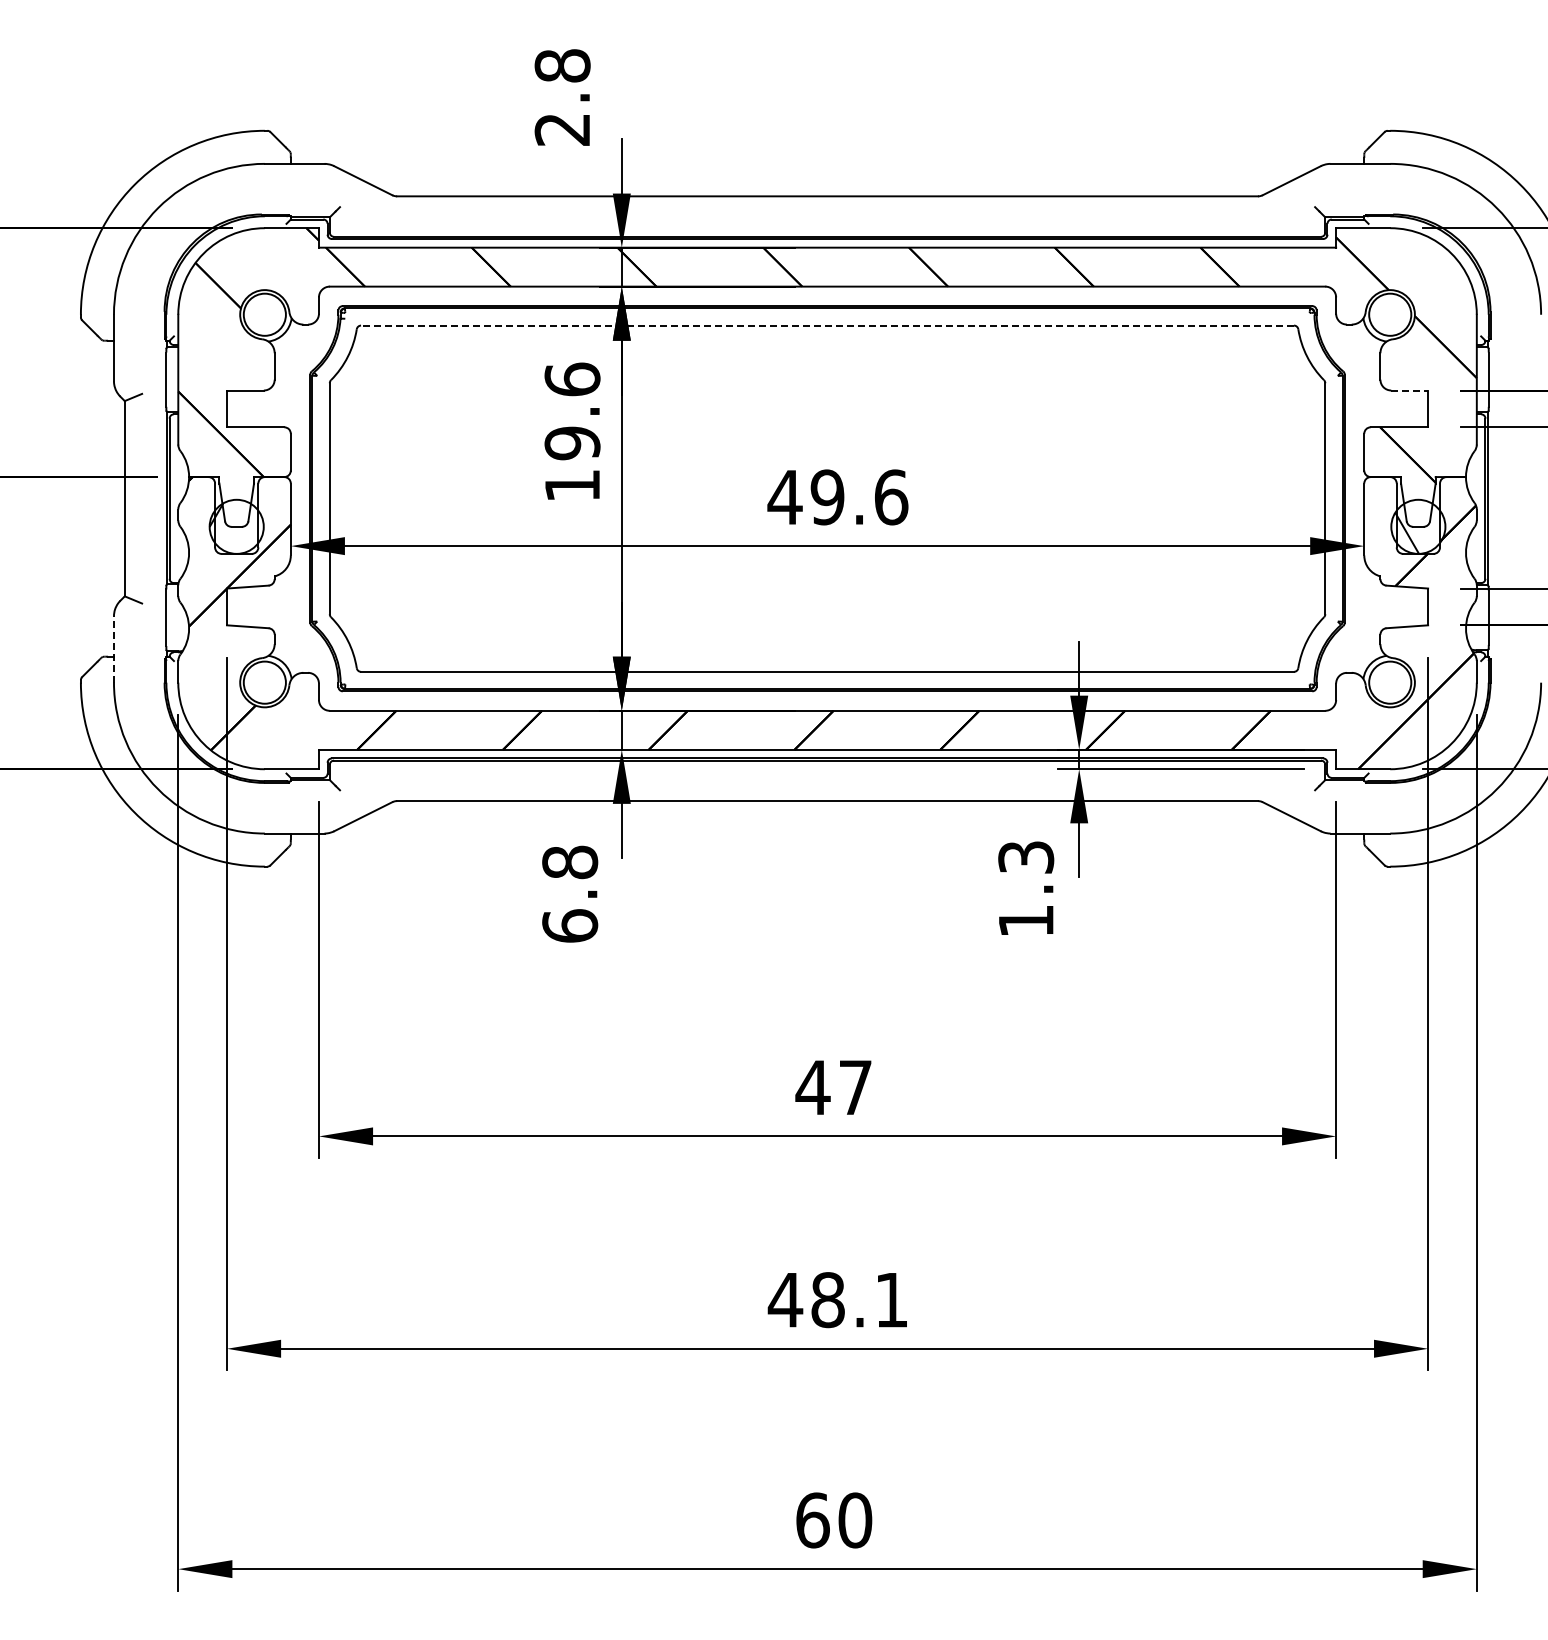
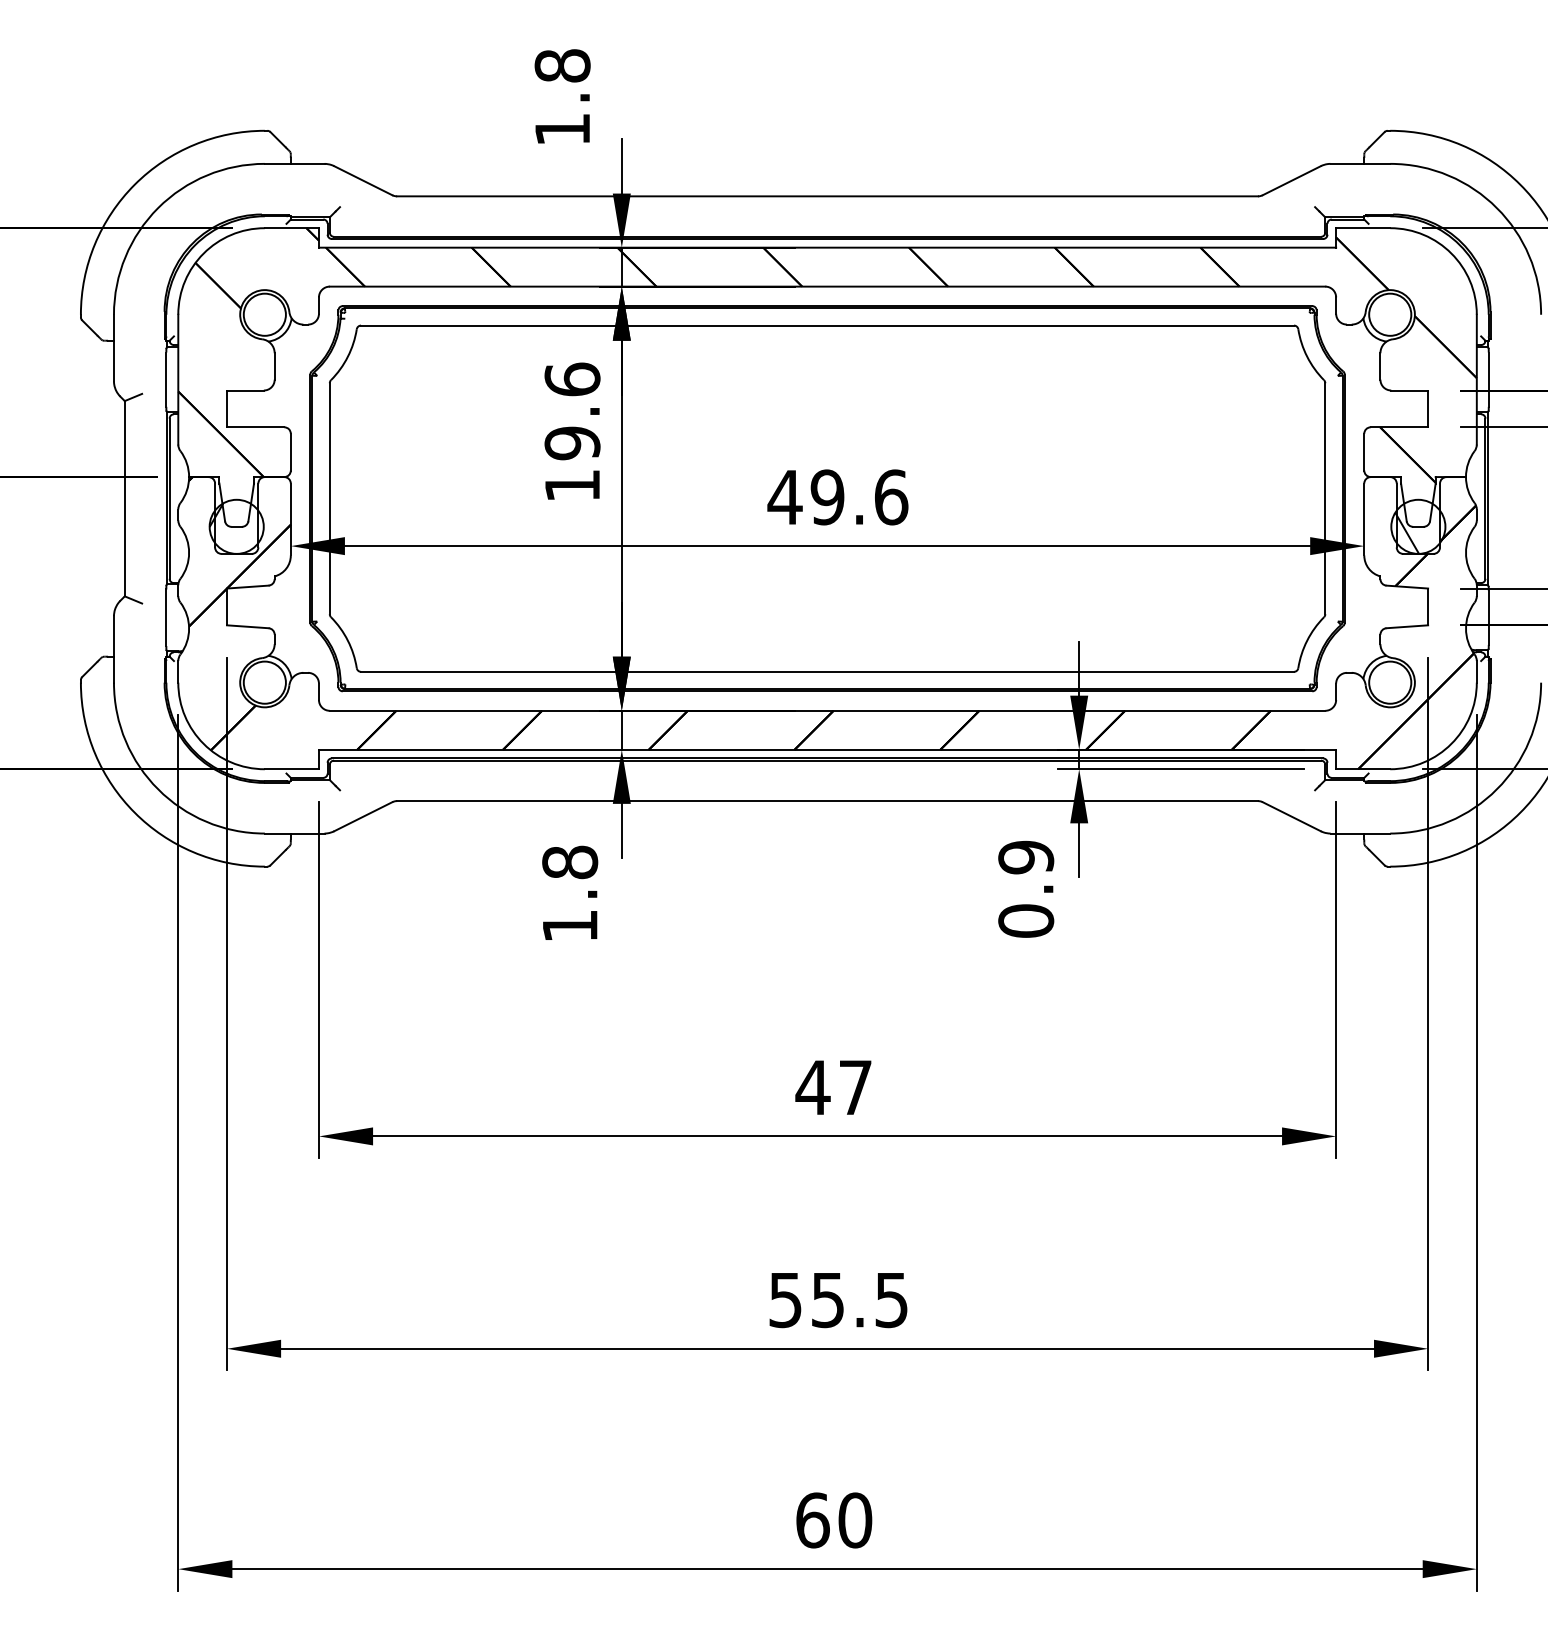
text: 2.8 -> 1.8 (561, 129)
line: dashed -> solid (827, 325)
line: dashed -> solid (1410, 390)
line: dashed -> solid (113, 648)
text: 1.3 -> 0.9 (1026, 888)
text: 6.8 -> 1.8 (570, 925)
text: 48.1 -> 55.5 (837, 1300)
